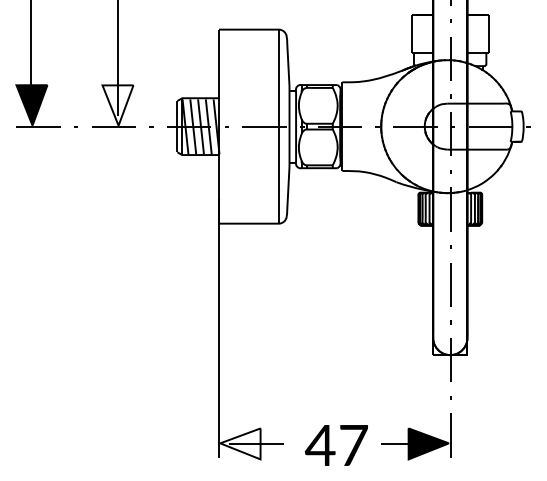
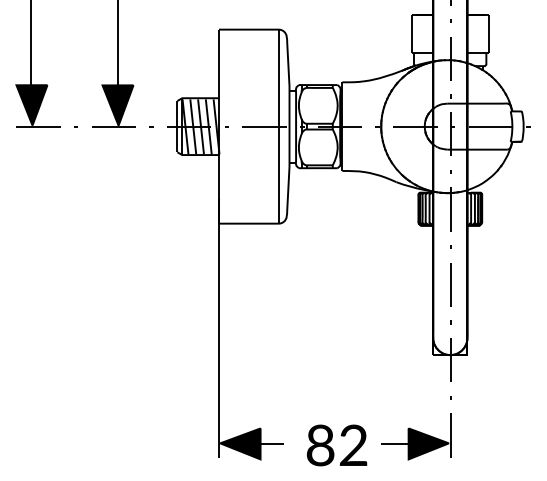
fill: none -> present (117, 105)
fill: none -> present (240, 443)
text: 47 -> 82 (335, 445)
